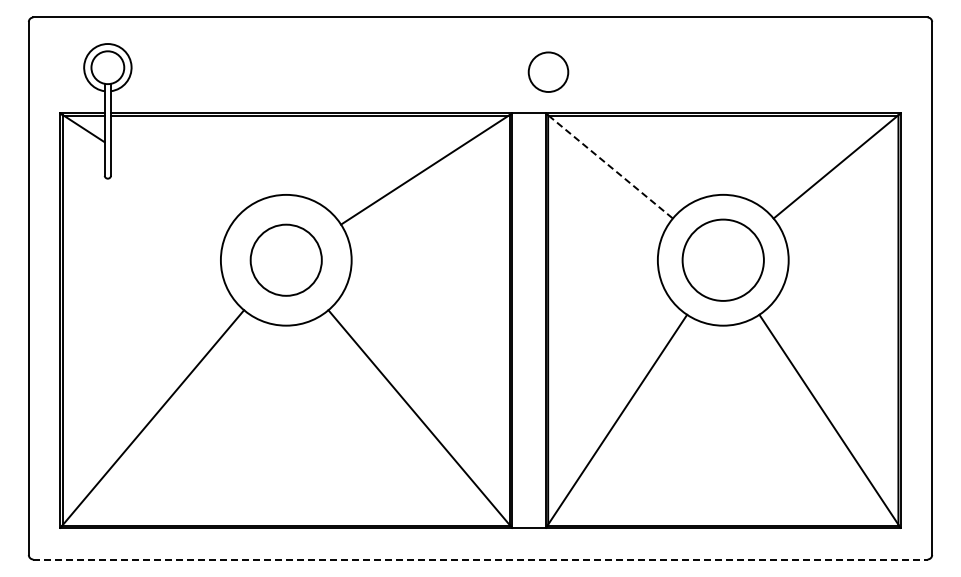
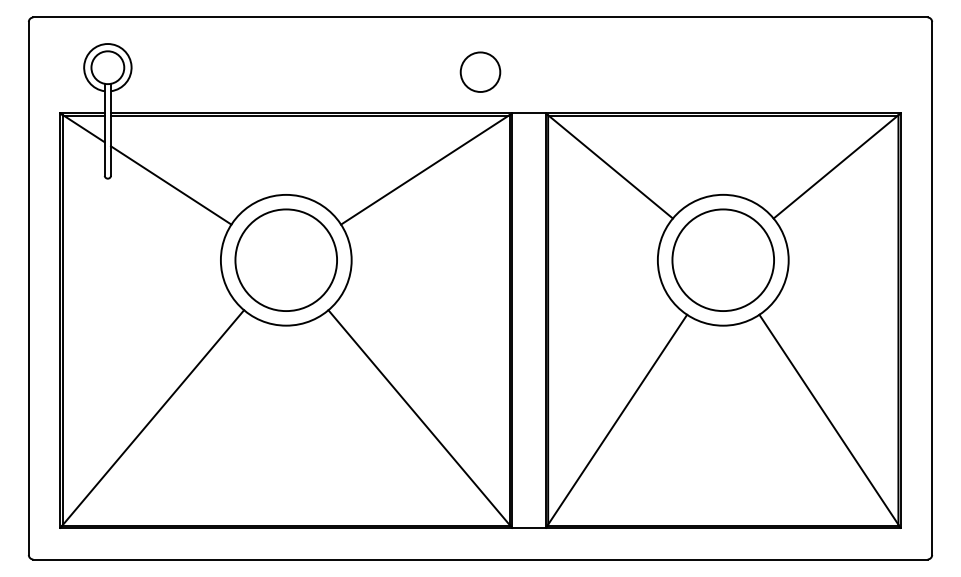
circle position: (548, 71) -> (480, 71) (480, 71)
line: dashed -> solid (610, 167)
line: none -> present (171, 185)
circle diameter: 71 px -> 102 px (286, 260)
circle diameter: 81 px -> 102 px (723, 260)
line: dashed -> solid (480, 559)
